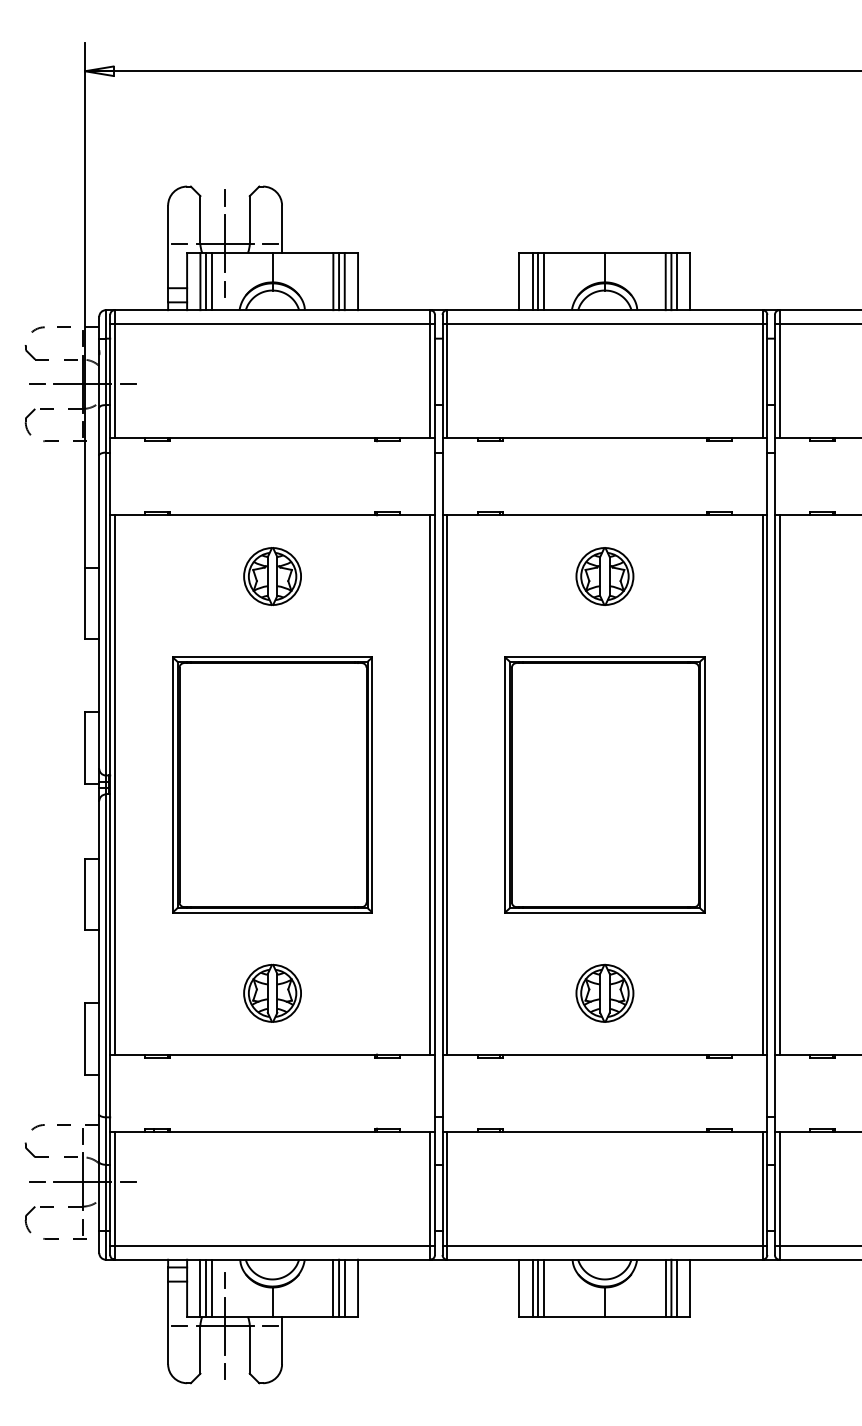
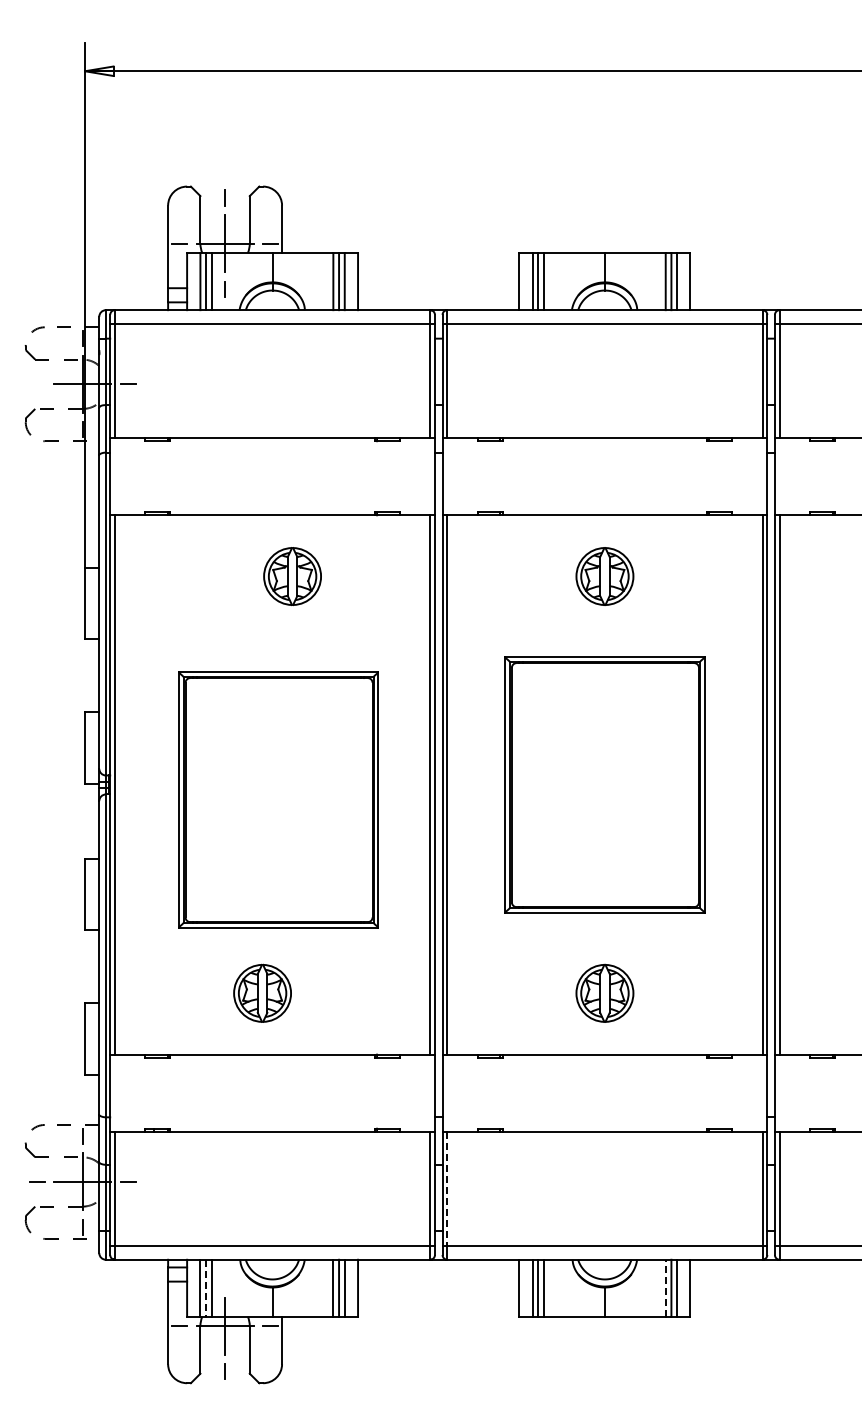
line: present -> none (37, 383)
part position: (272, 576) -> (292, 576) (292, 576)
part position: (272, 784) -> (278, 799) (278, 799)
part position: (272, 992) -> (262, 992) (262, 992)
line: solid -> dashed (447, 1188)
line: present -> none (224, 1280)
line: solid -> dashed (665, 1287)
line: solid -> dashed (206, 1288)
